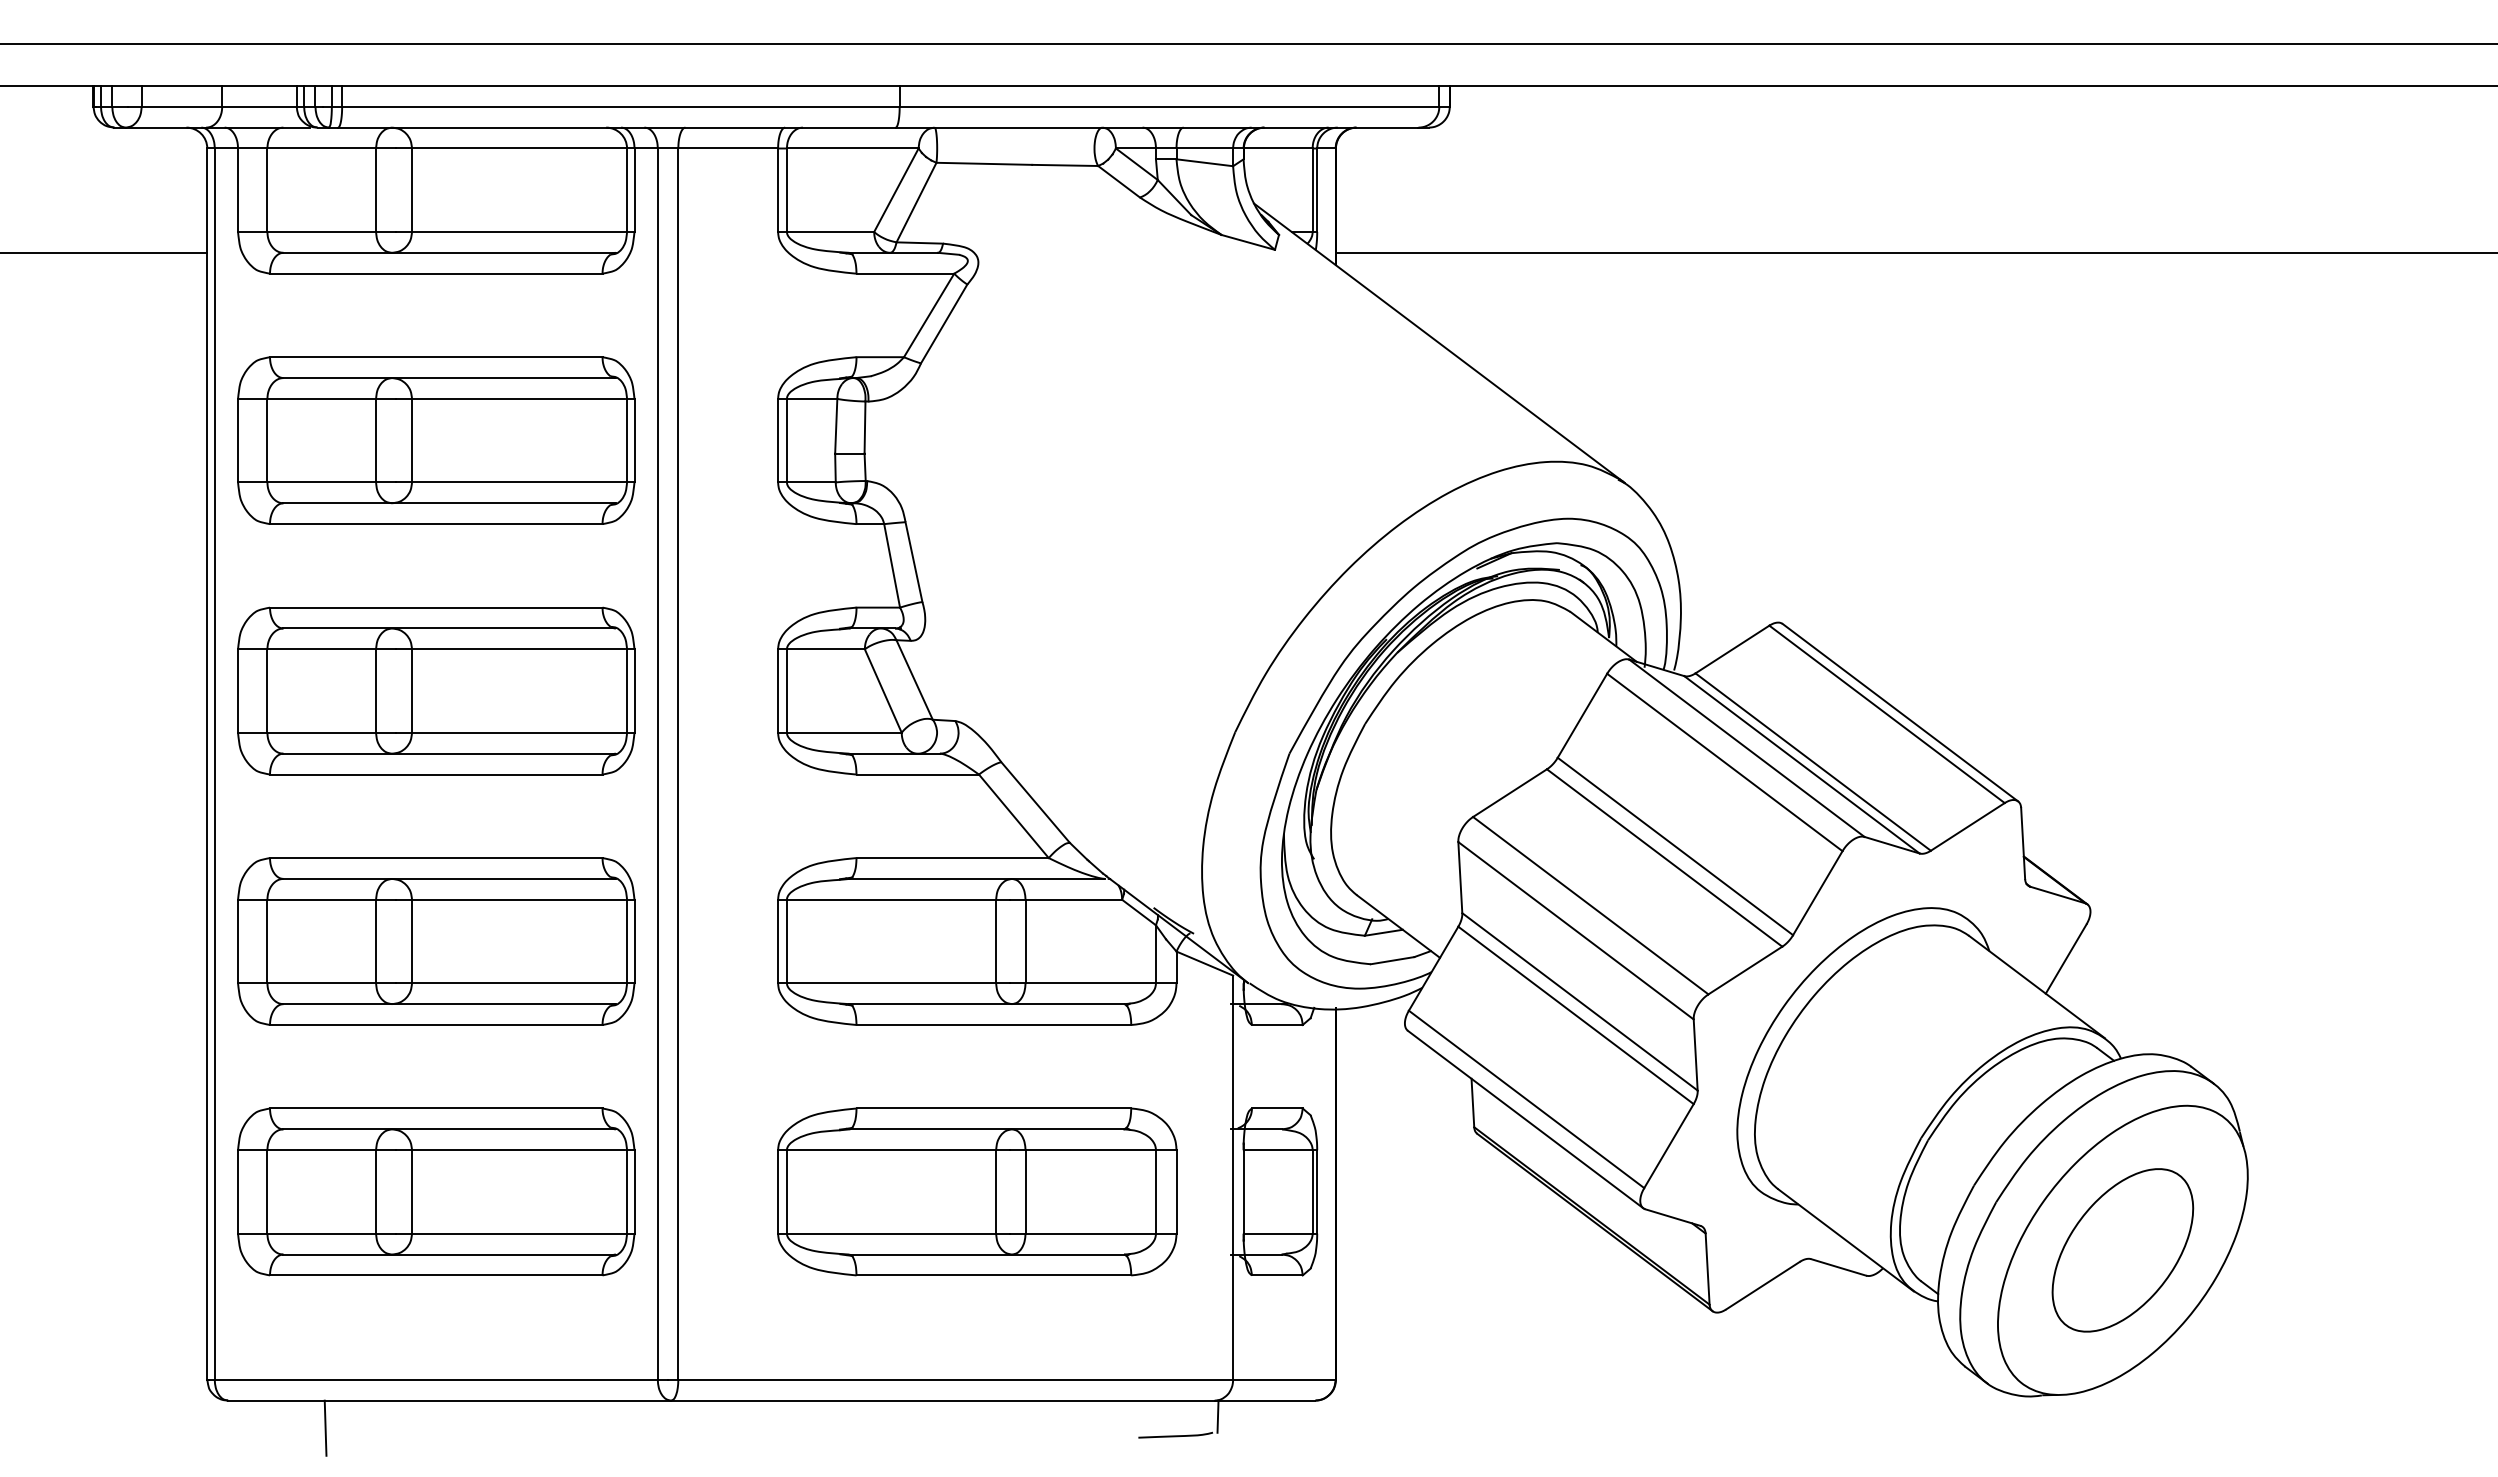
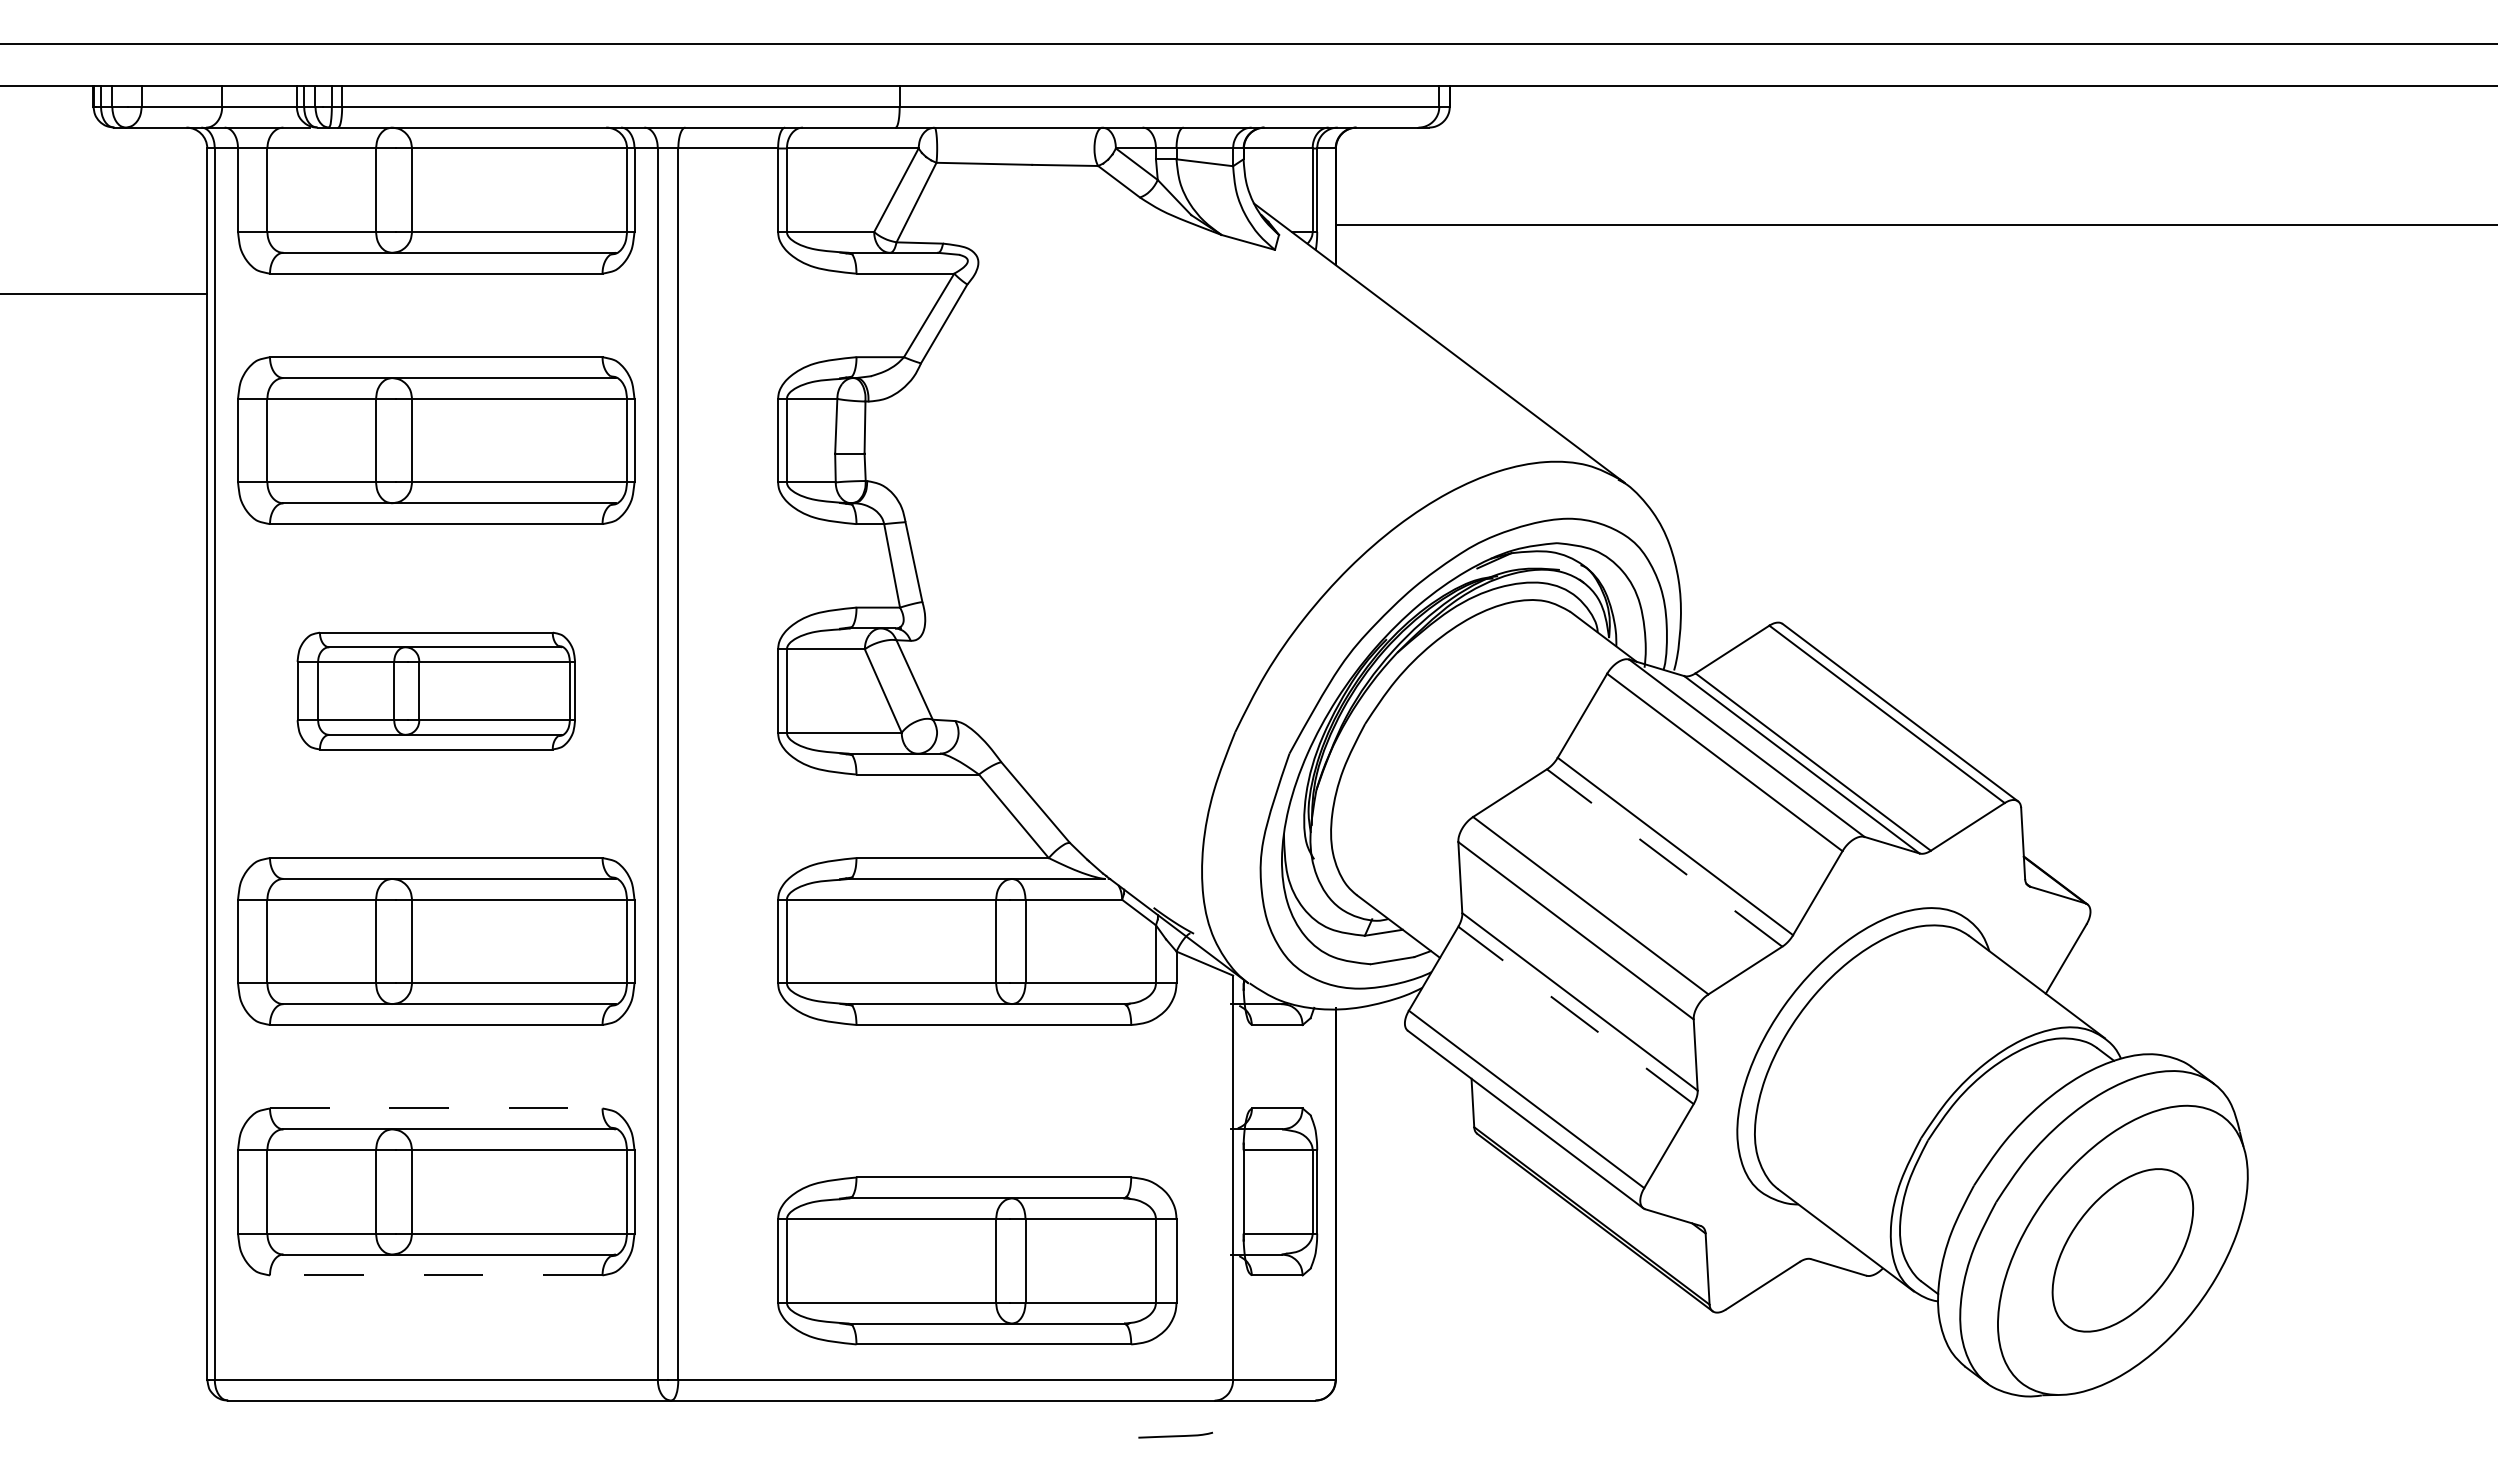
line position: (104, 252) -> (104, 293) (104, 293)
line position: (1914, 252) -> (1914, 224) (1914, 224)
part size: 399x170 px -> 280x120 px (435, 690)
line: solid -> dashed (1664, 857)
line: solid -> dashed (1575, 1015)
line: solid -> dashed (436, 1108)
part position: (977, 1191) -> (977, 1260) (977, 1260)
line: solid -> dashed (435, 1275)
line: present -> none (1217, 1416)
line: present -> none (325, 1427)
